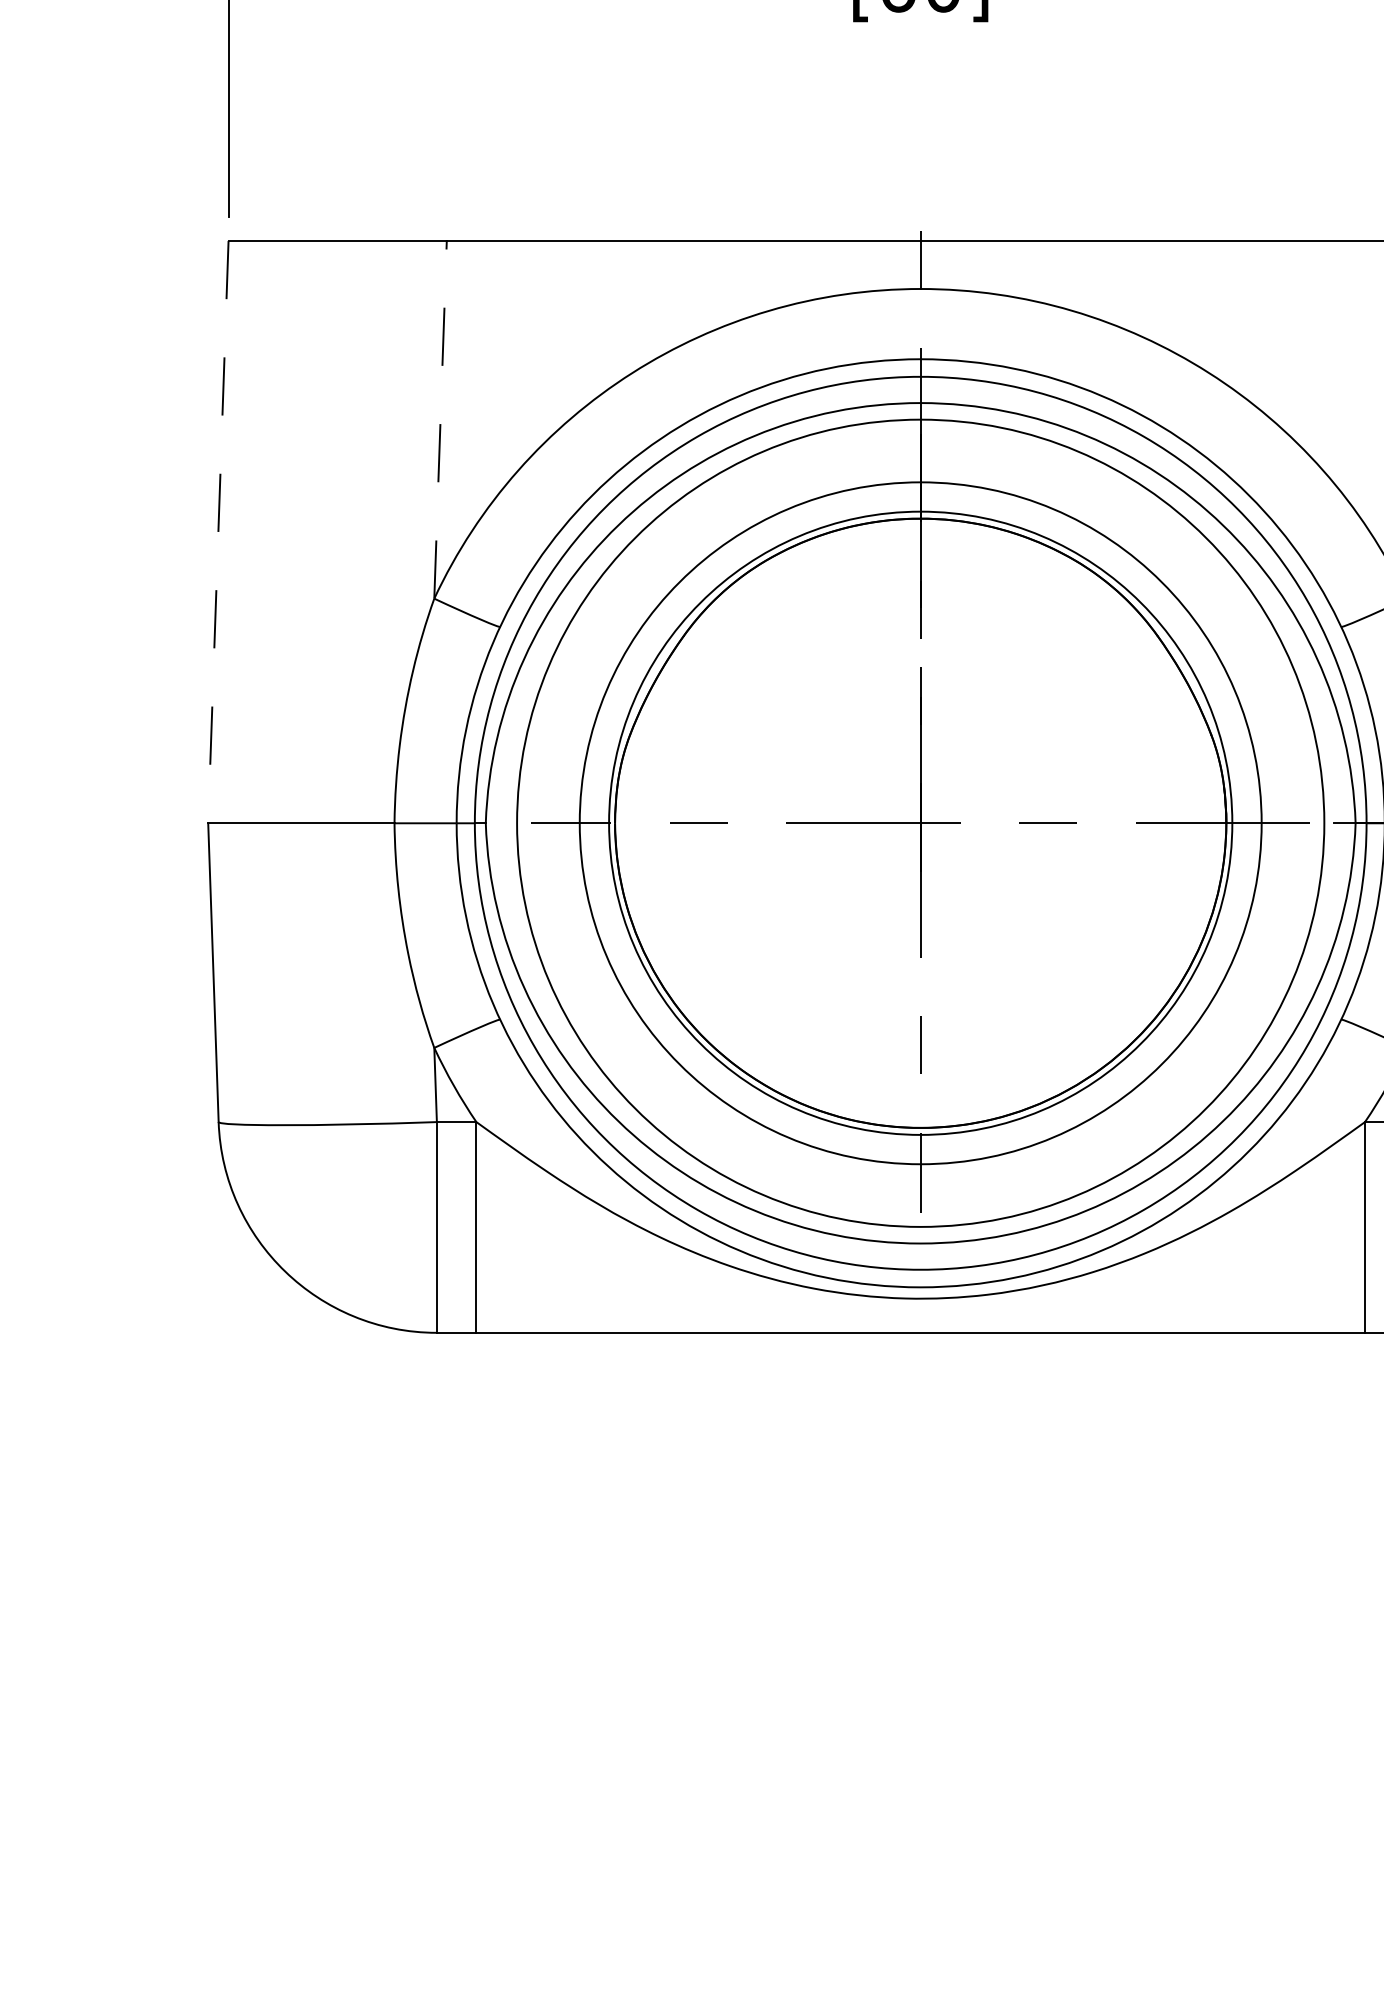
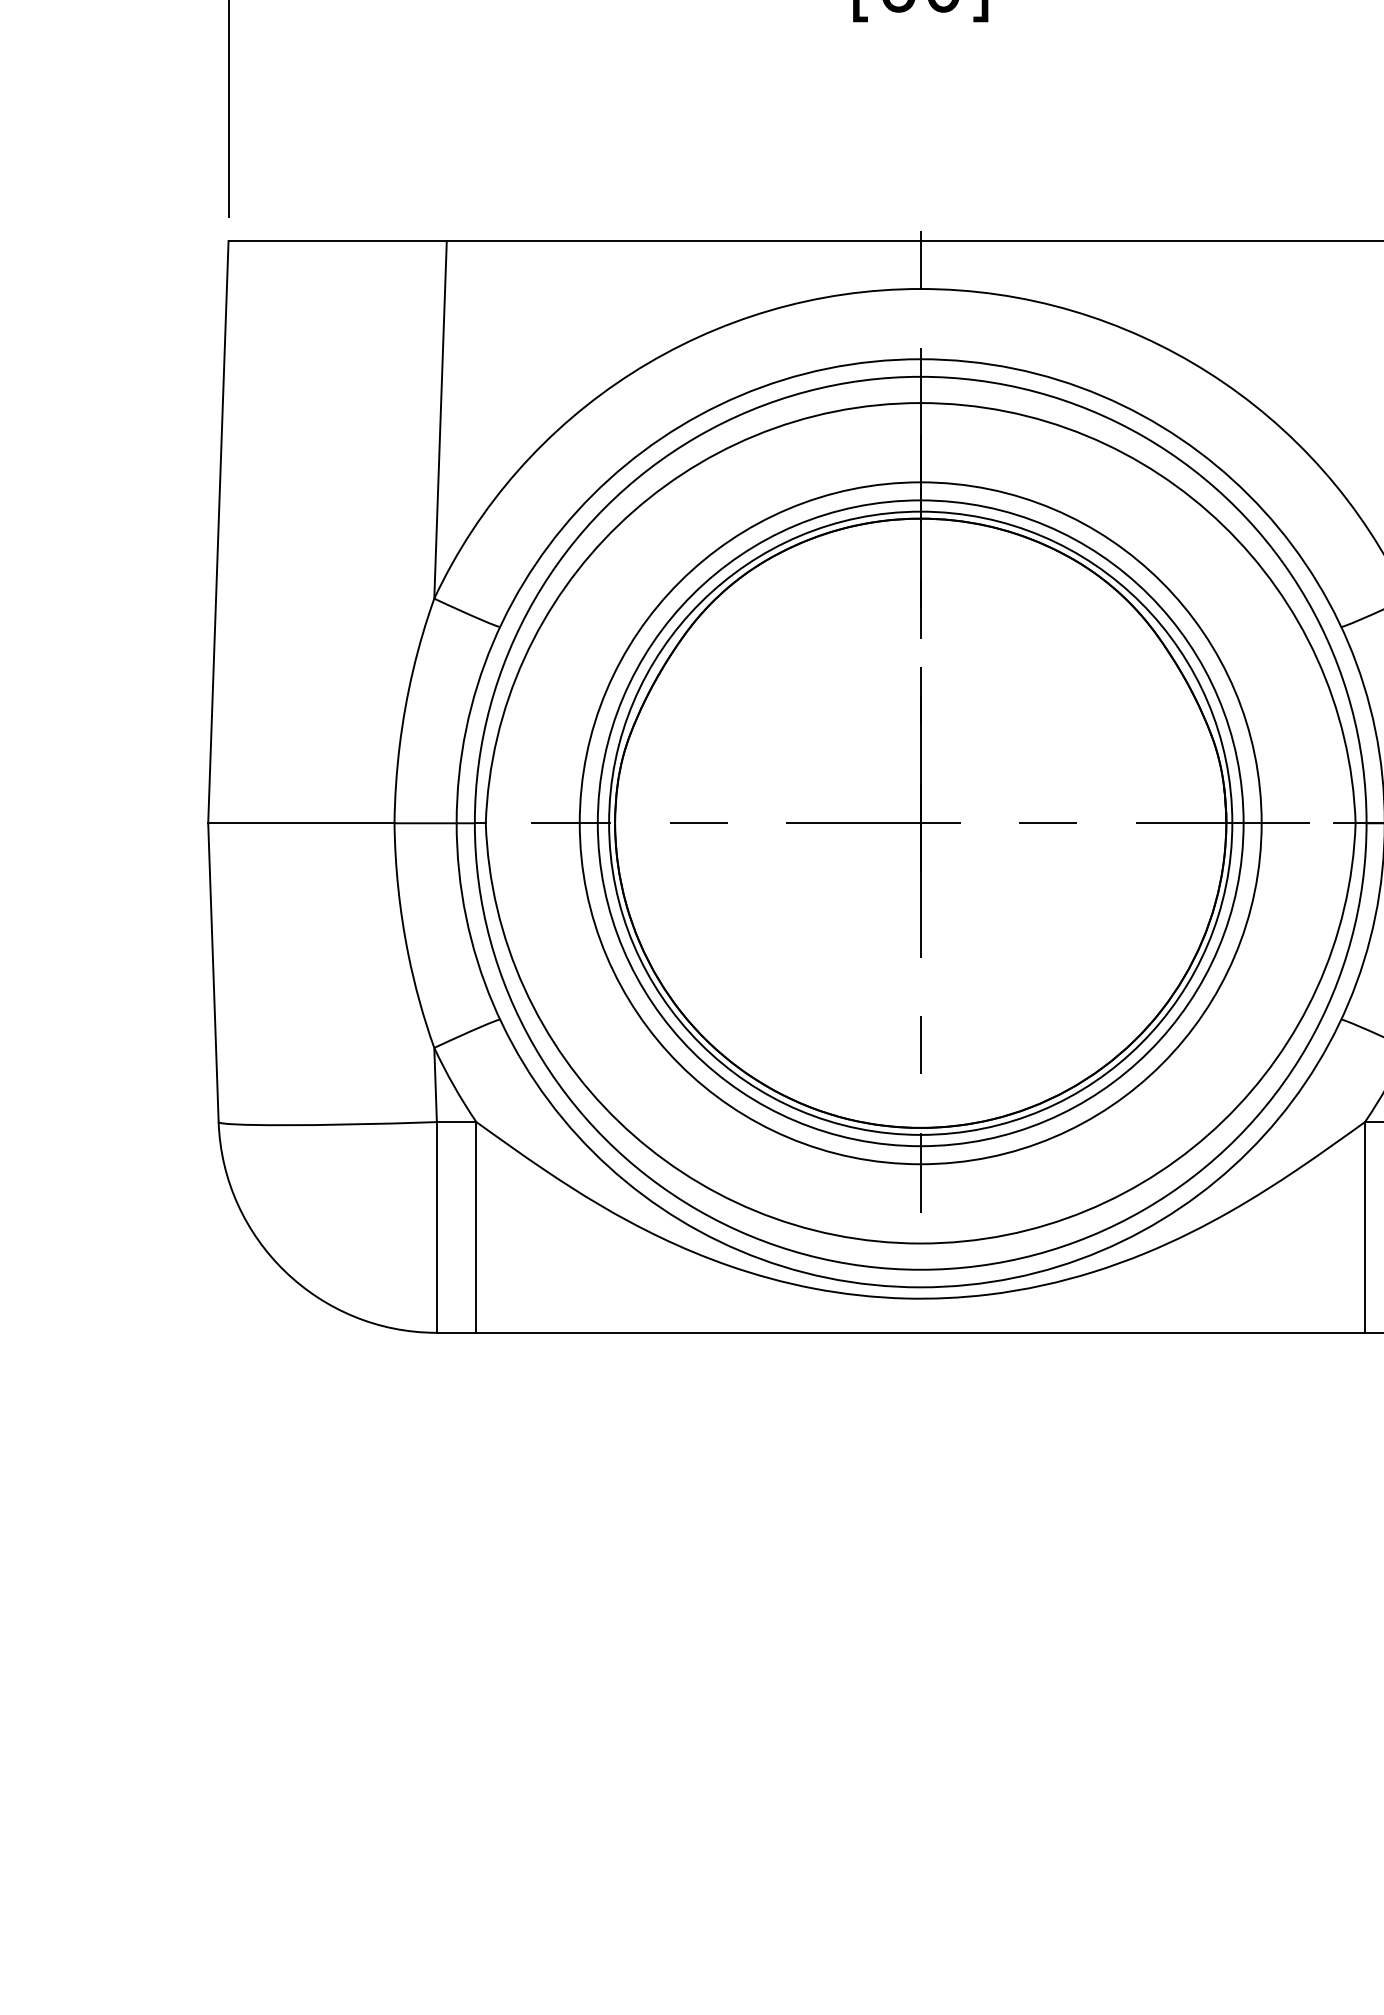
line: dashed -> solid (440, 419)
line: dashed -> solid (218, 532)
circle diameter: 807 px -> 646 px (920, 823)
